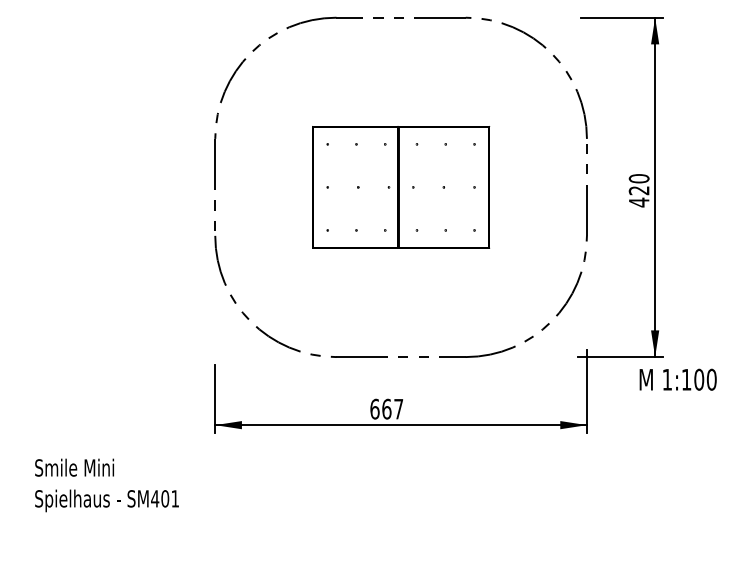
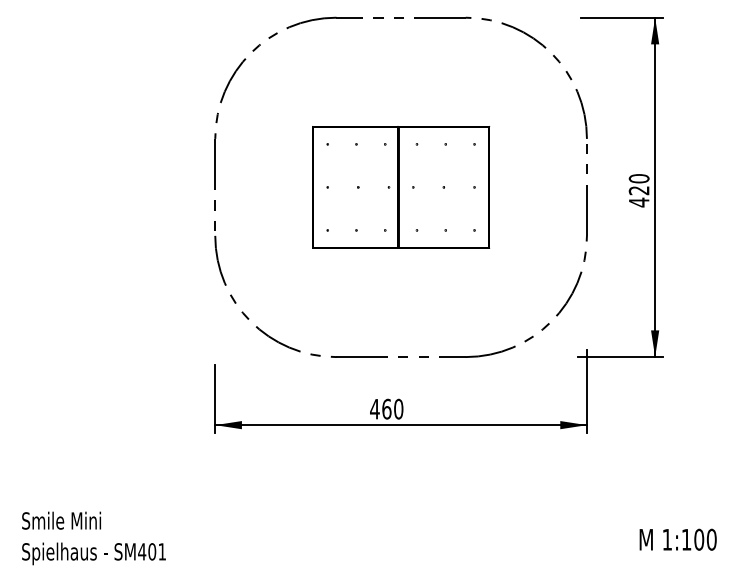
text position: (677, 379) -> (677, 539) (677, 539)
text: 667 -> 460 (386, 408)
text position: (106, 485) -> (93, 538) (93, 538)
